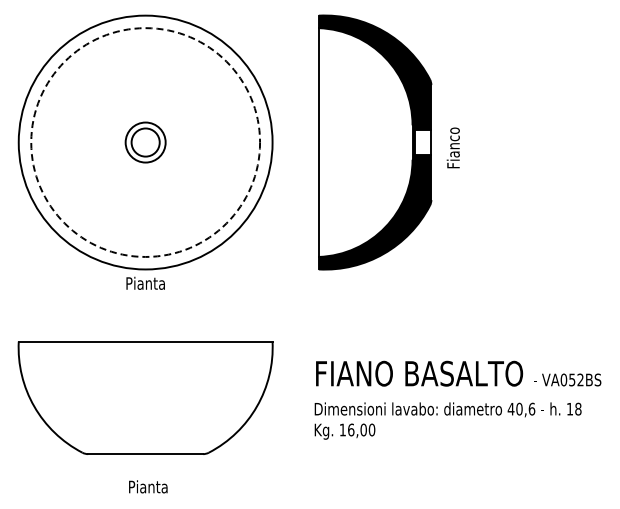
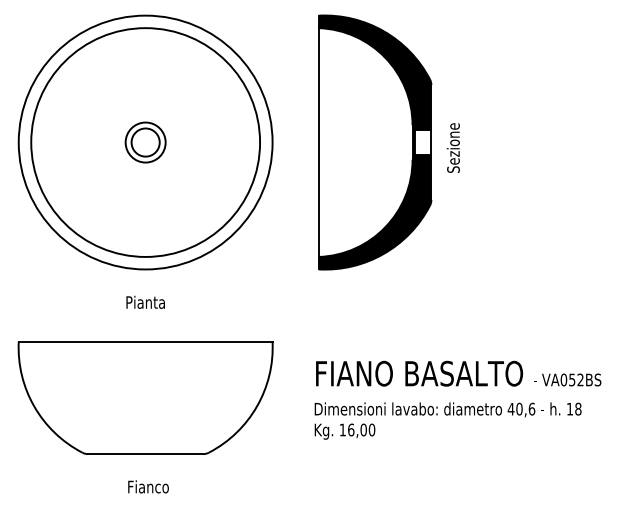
circle: dashed -> solid (145, 142)
text: Fianco -> Sezione (452, 147)
text position: (145, 282) -> (145, 301) (145, 301)
text: Pianta -> Fianco (148, 486)
